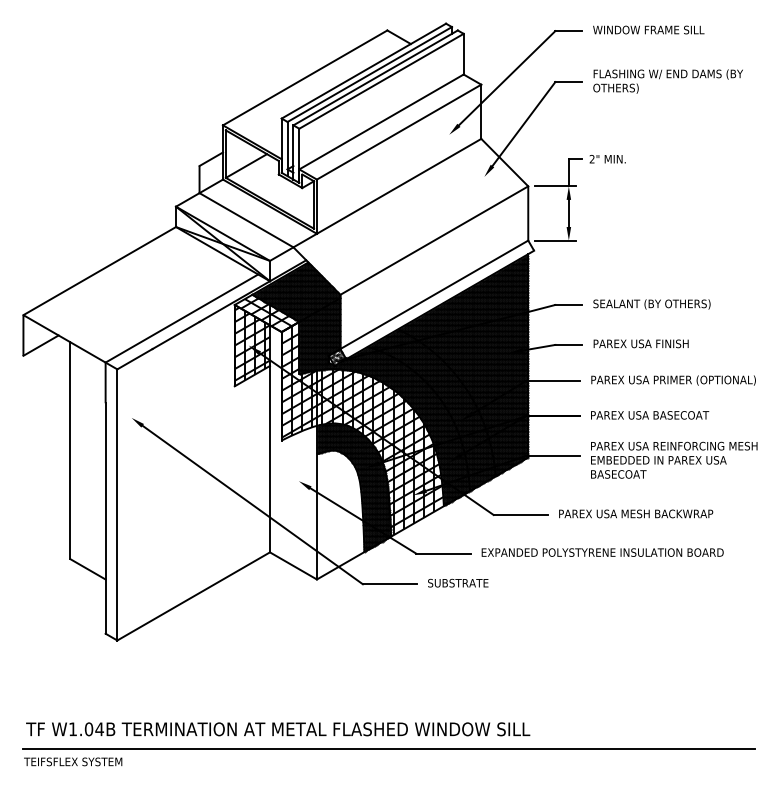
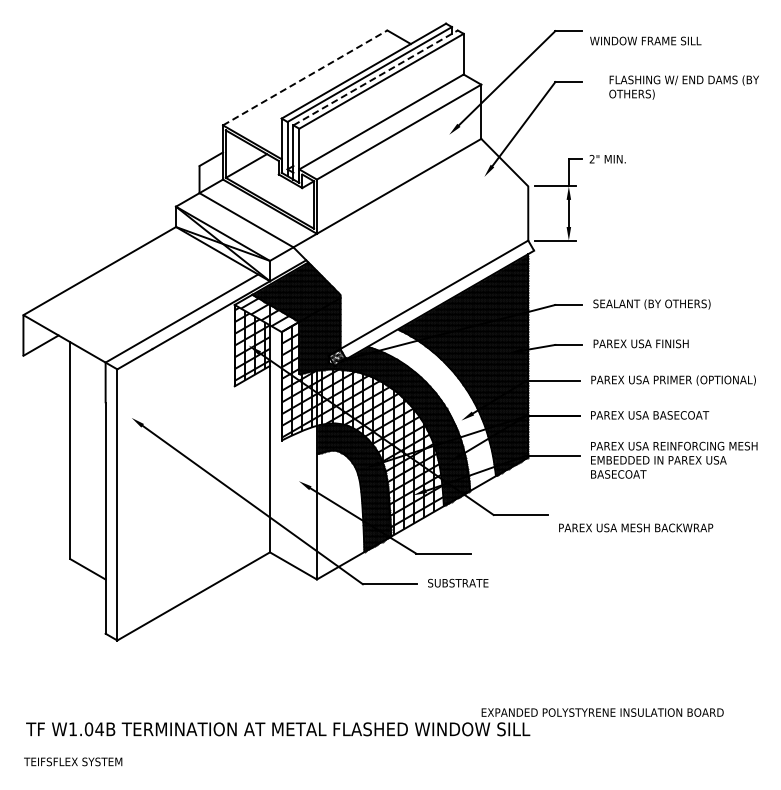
text position: (648, 29) -> (645, 40) (645, 40)
line: solid -> dashed (305, 77)
line: solid -> dashed (375, 77)
text position: (667, 81) -> (683, 87) (683, 87)
line: present -> none (434, 240)
hatch: present -> none (262, 315)
hatch: present -> none (431, 409)
text position: (636, 513) -> (636, 527) (636, 527)
text position: (602, 552) -> (602, 712) (602, 712)
line: present -> none (389, 748)
